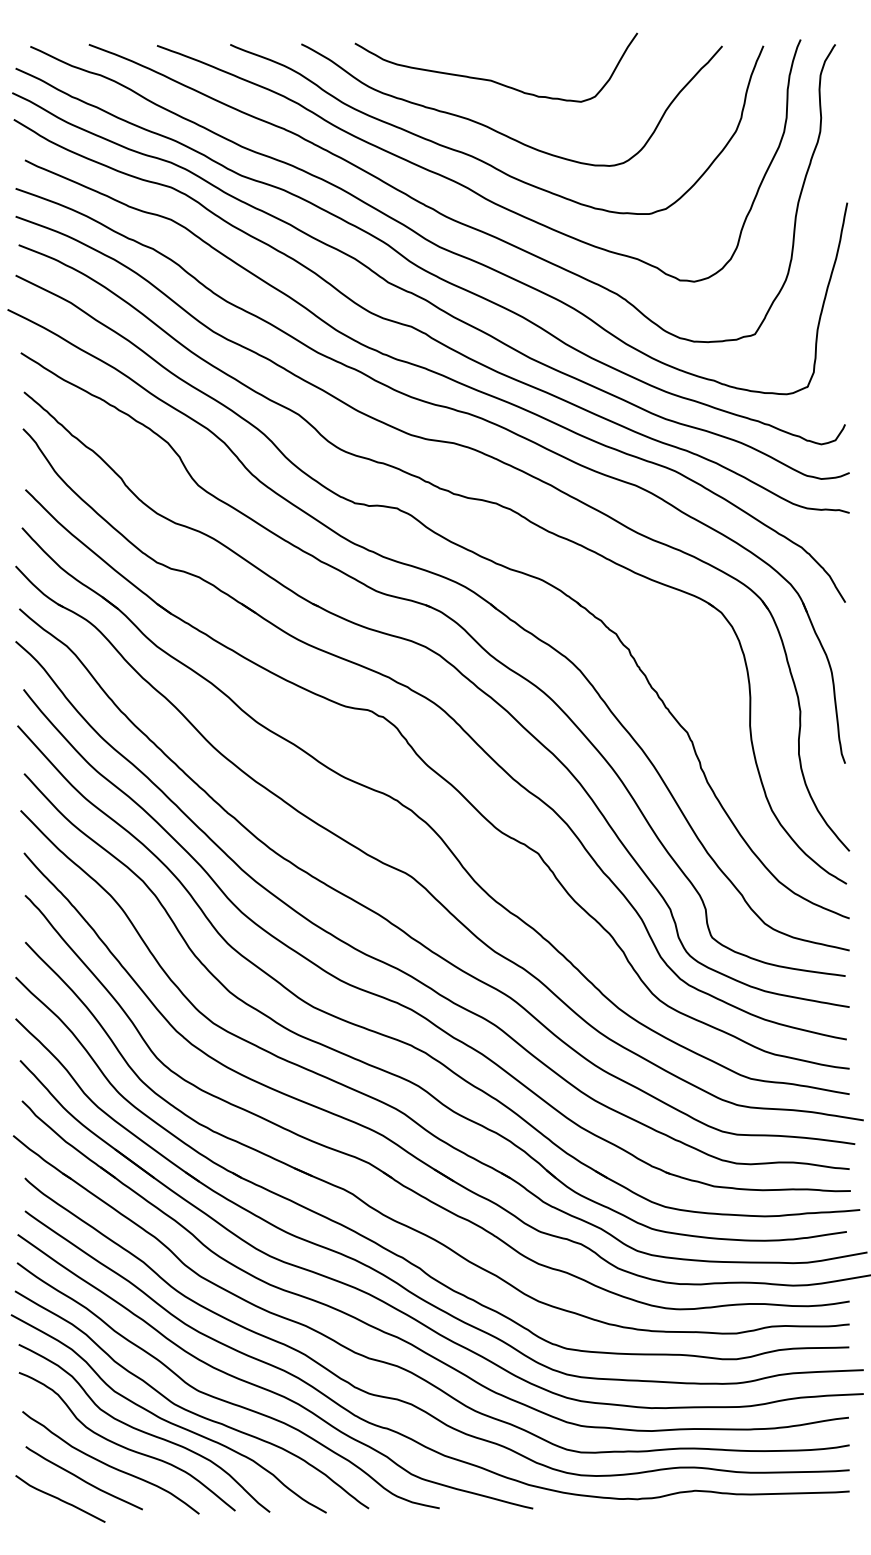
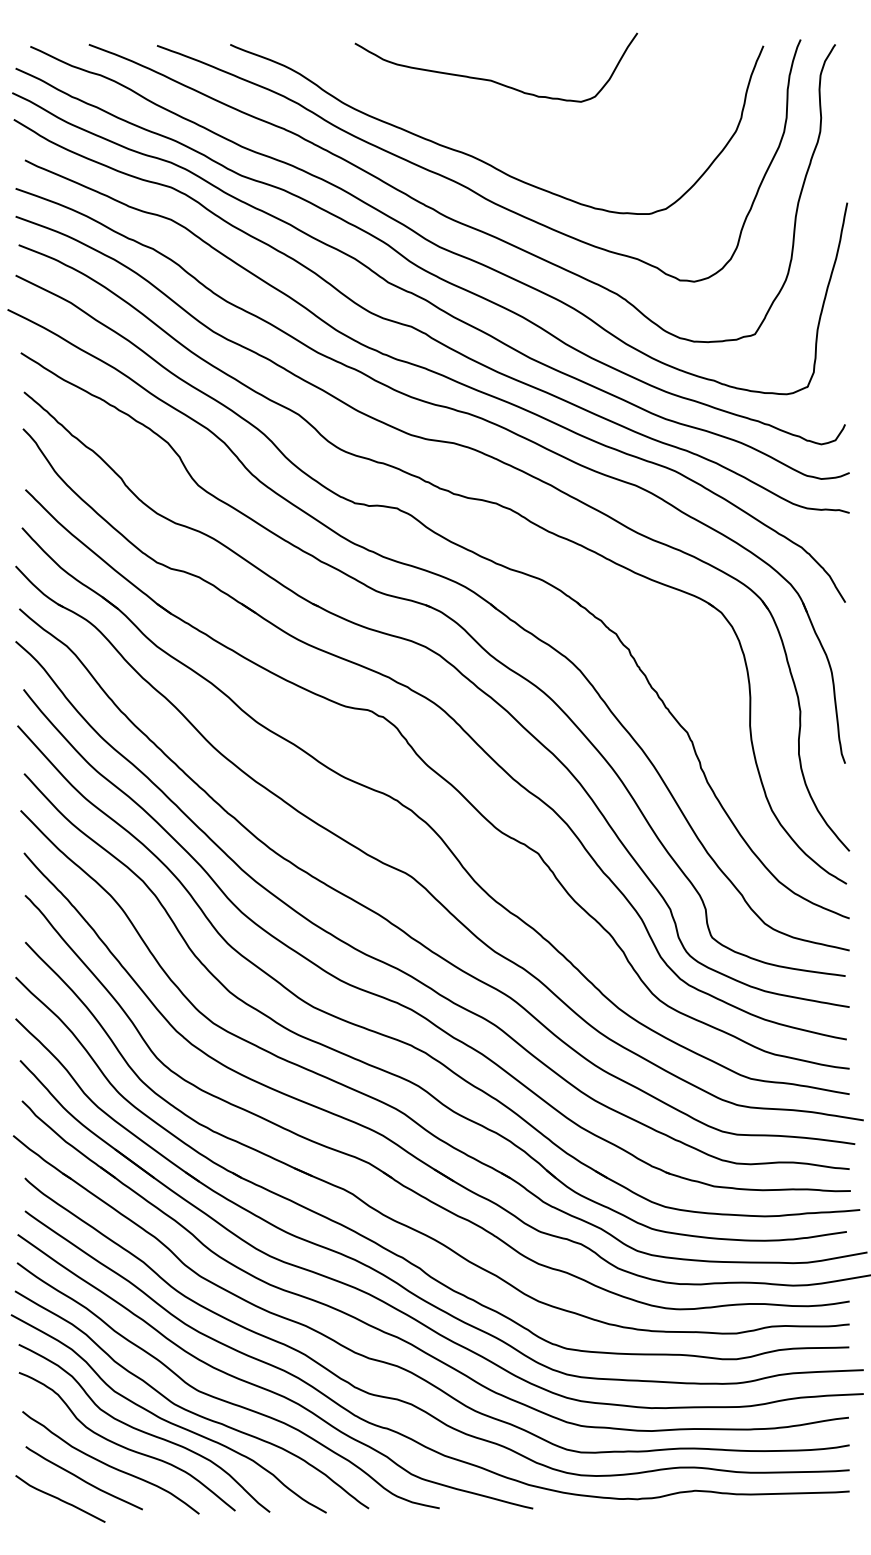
curve: present -> none (497, 130)
